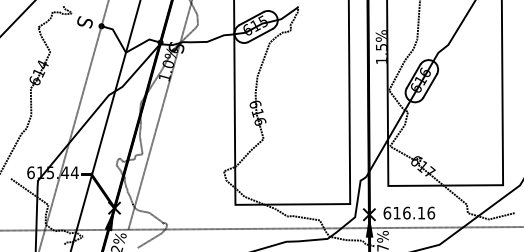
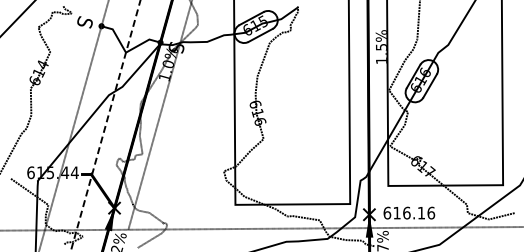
line: solid -> dashed (105, 125)
